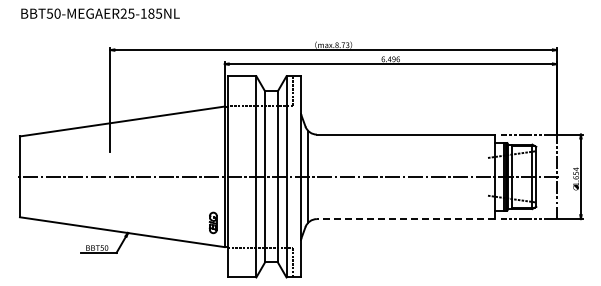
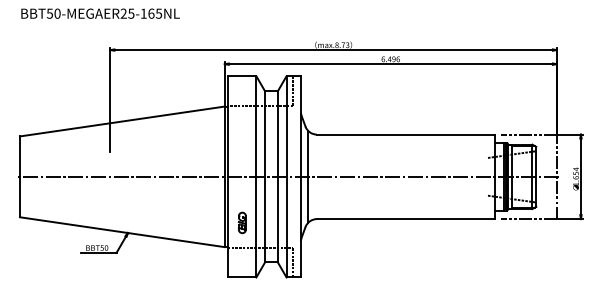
text: BBT50-MEGAER25-185NL -> BBT50-MEGAER25-165NL (151, 13)
line: dashed -> solid (405, 219)
part position: (212, 222) -> (241, 222) (241, 222)
